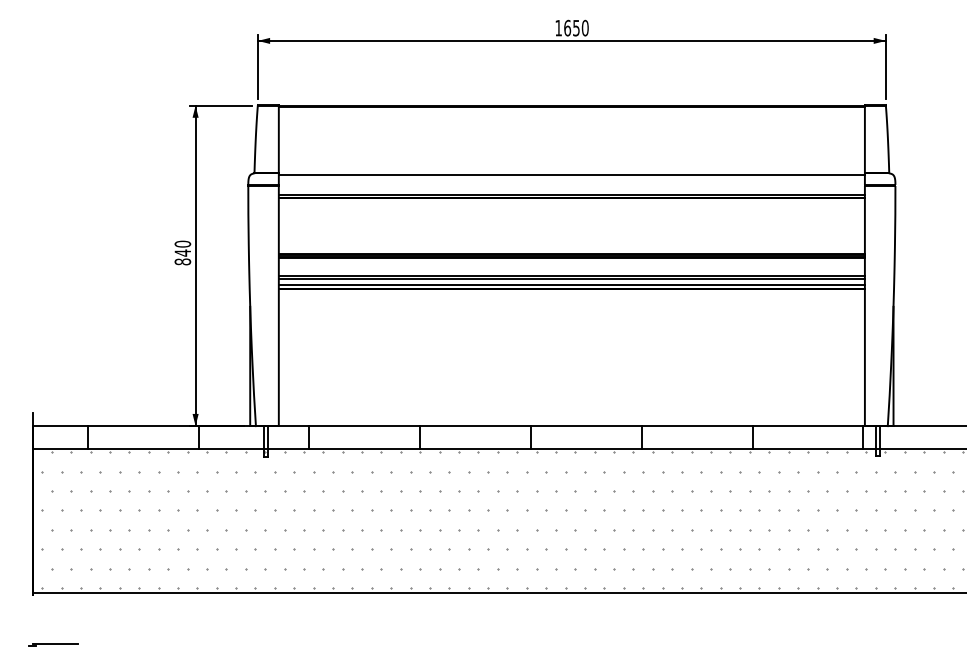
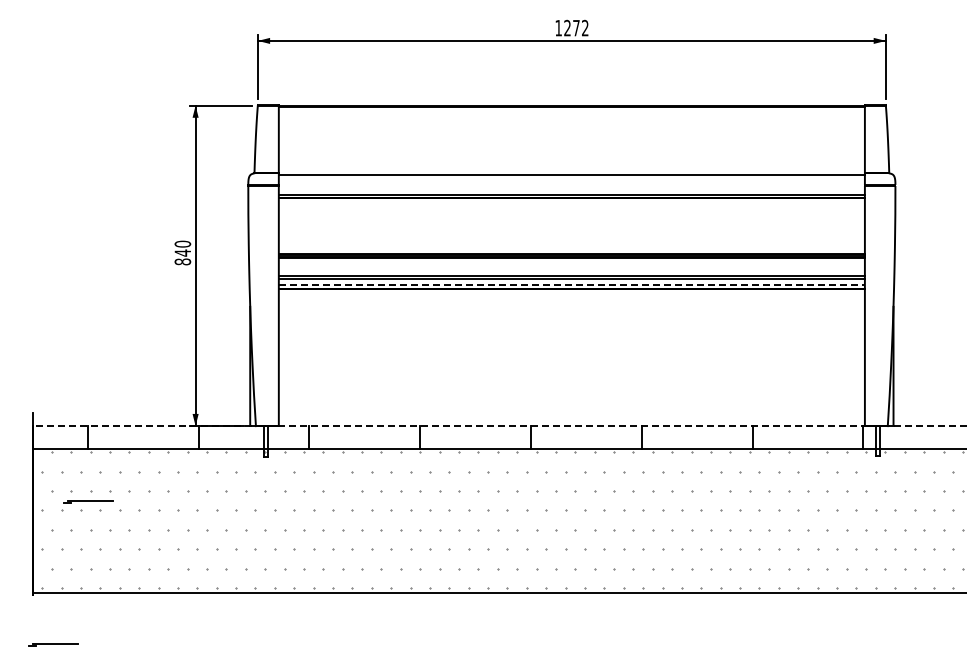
text: 1650 -> 1272 (576, 27)
line: solid -> dashed (572, 284)
line: solid -> dashed (499, 426)
part: none -> present (88, 501)
